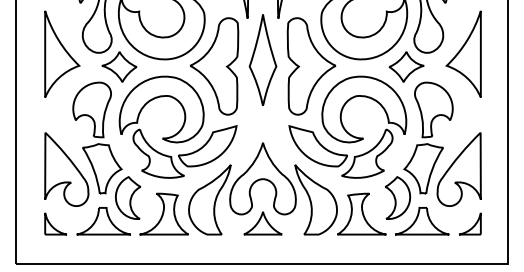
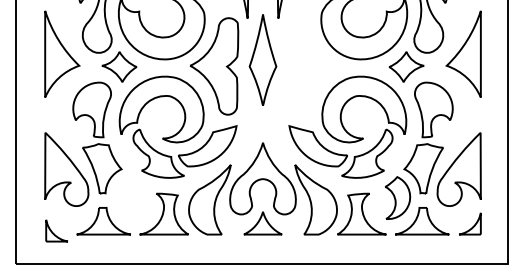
part: present -> none (311, 66)
part: present -> none (128, 197)
part position: (55, 223) -> (56, 230) (56, 230)
